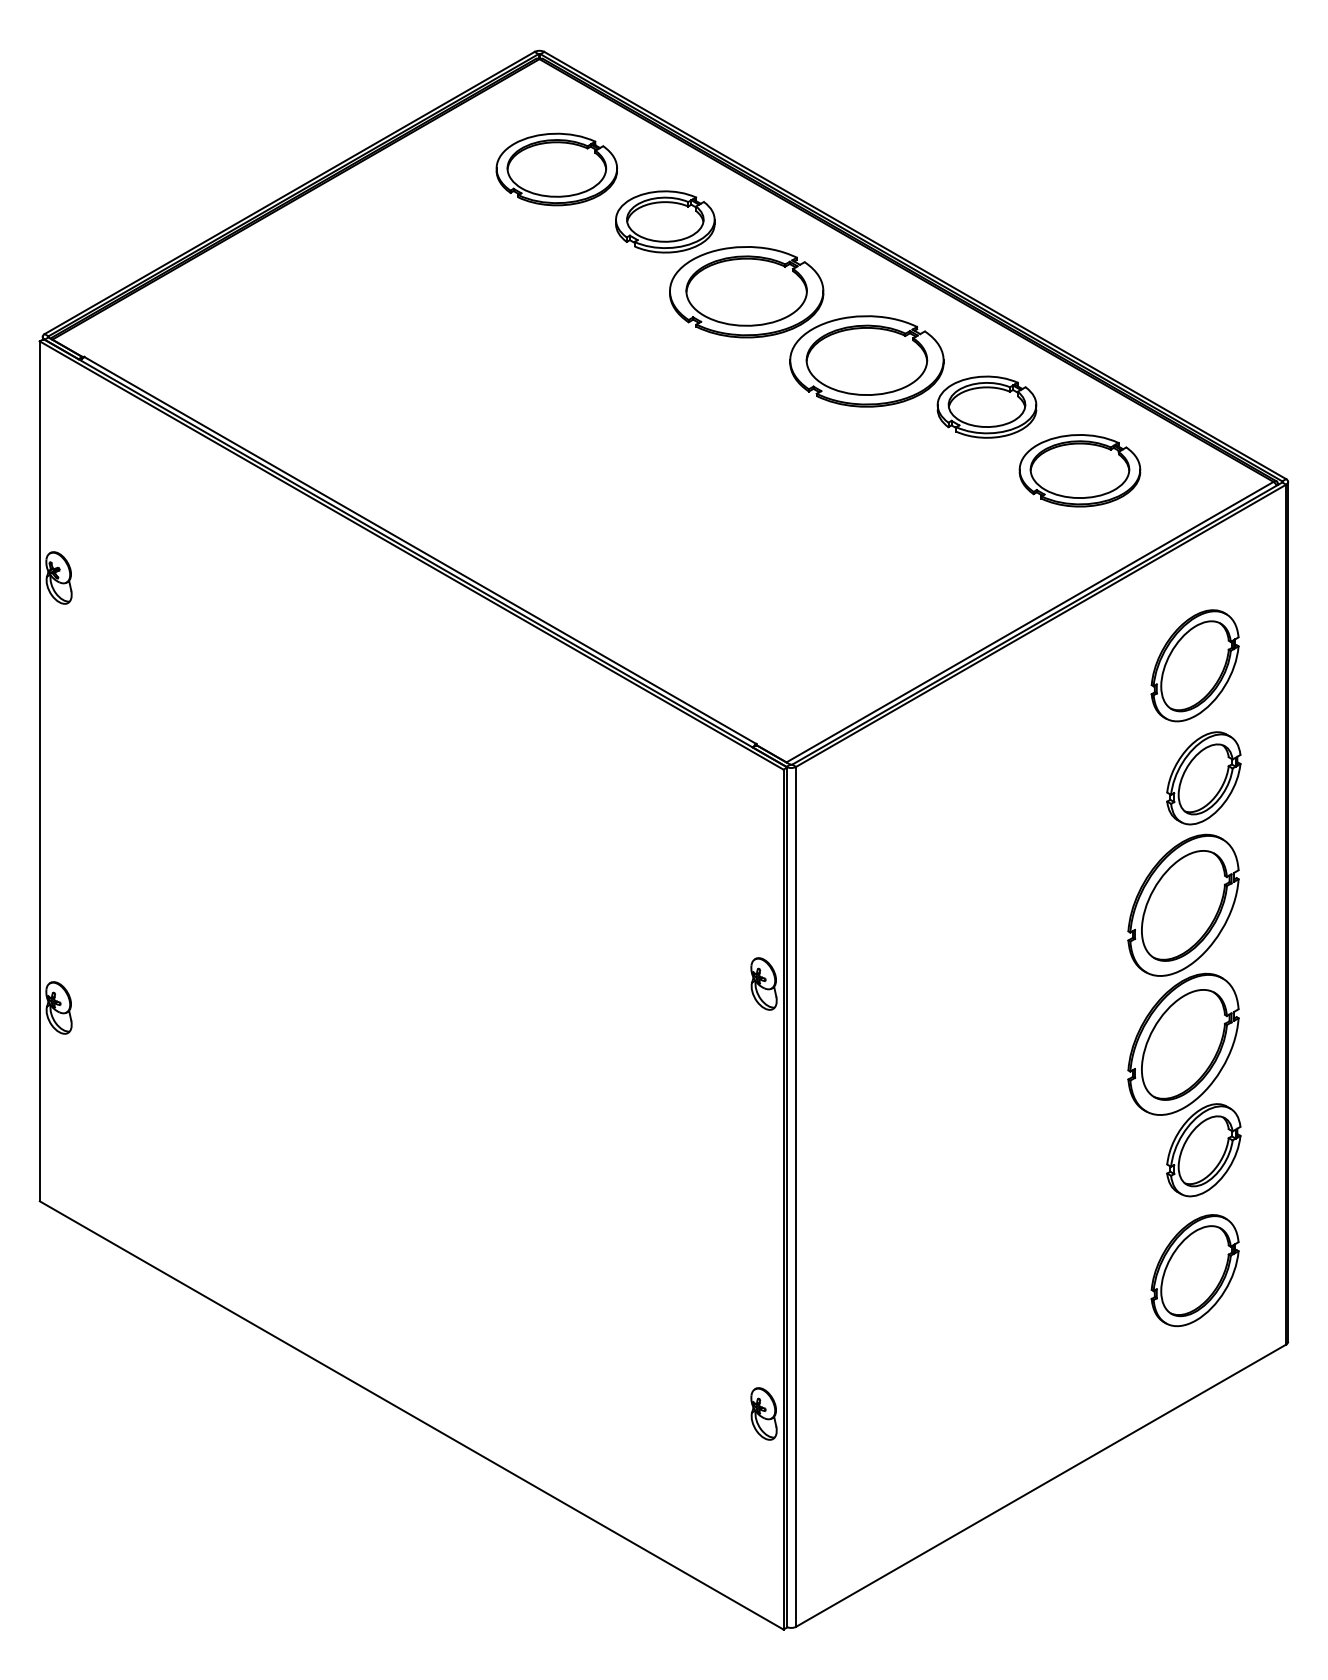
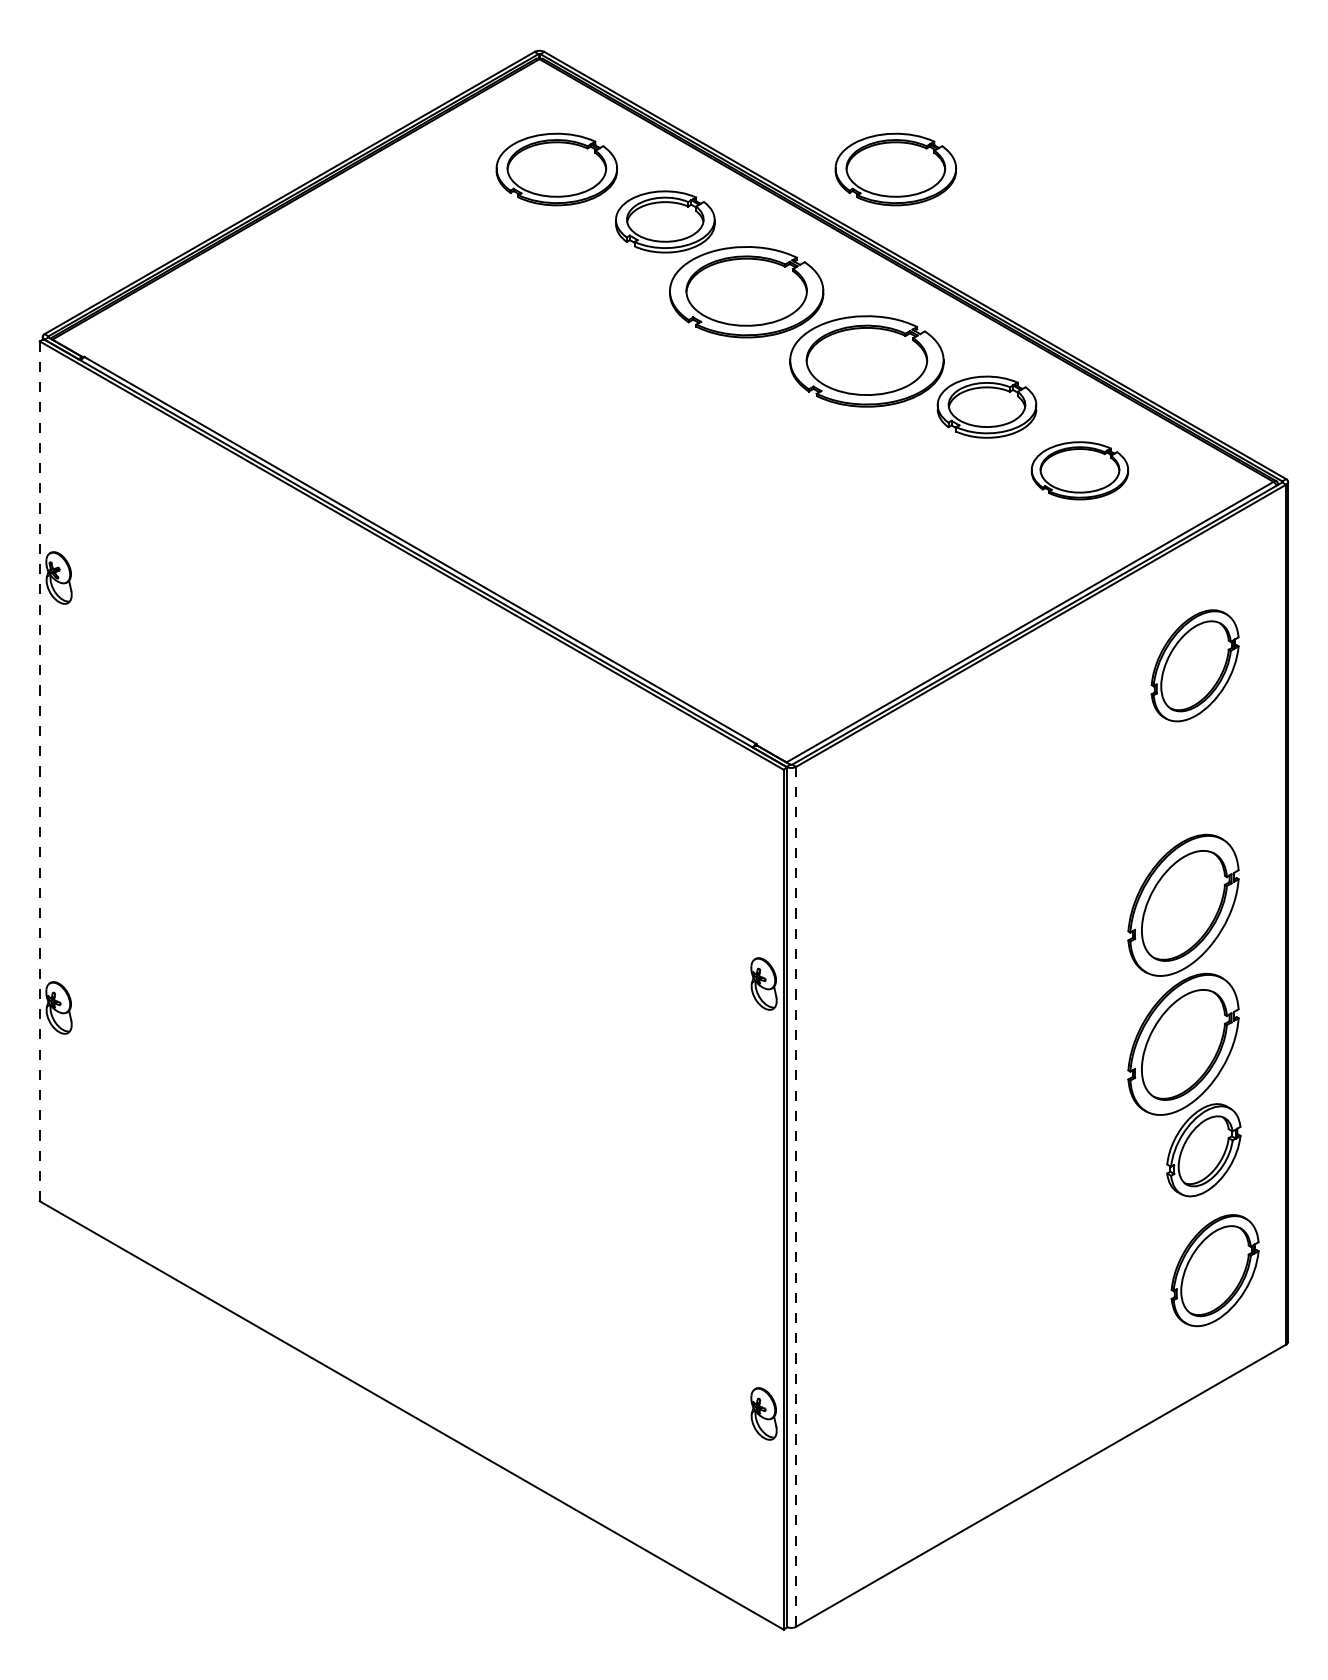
part: none -> present (895, 169)
part size: 124x74 px -> 100x60 px (1079, 470)
line: solid -> dashed (39, 771)
part: present -> none (1203, 778)
line: solid -> dashed (796, 1196)
part position: (1194, 1270) -> (1214, 1270) (1214, 1270)
